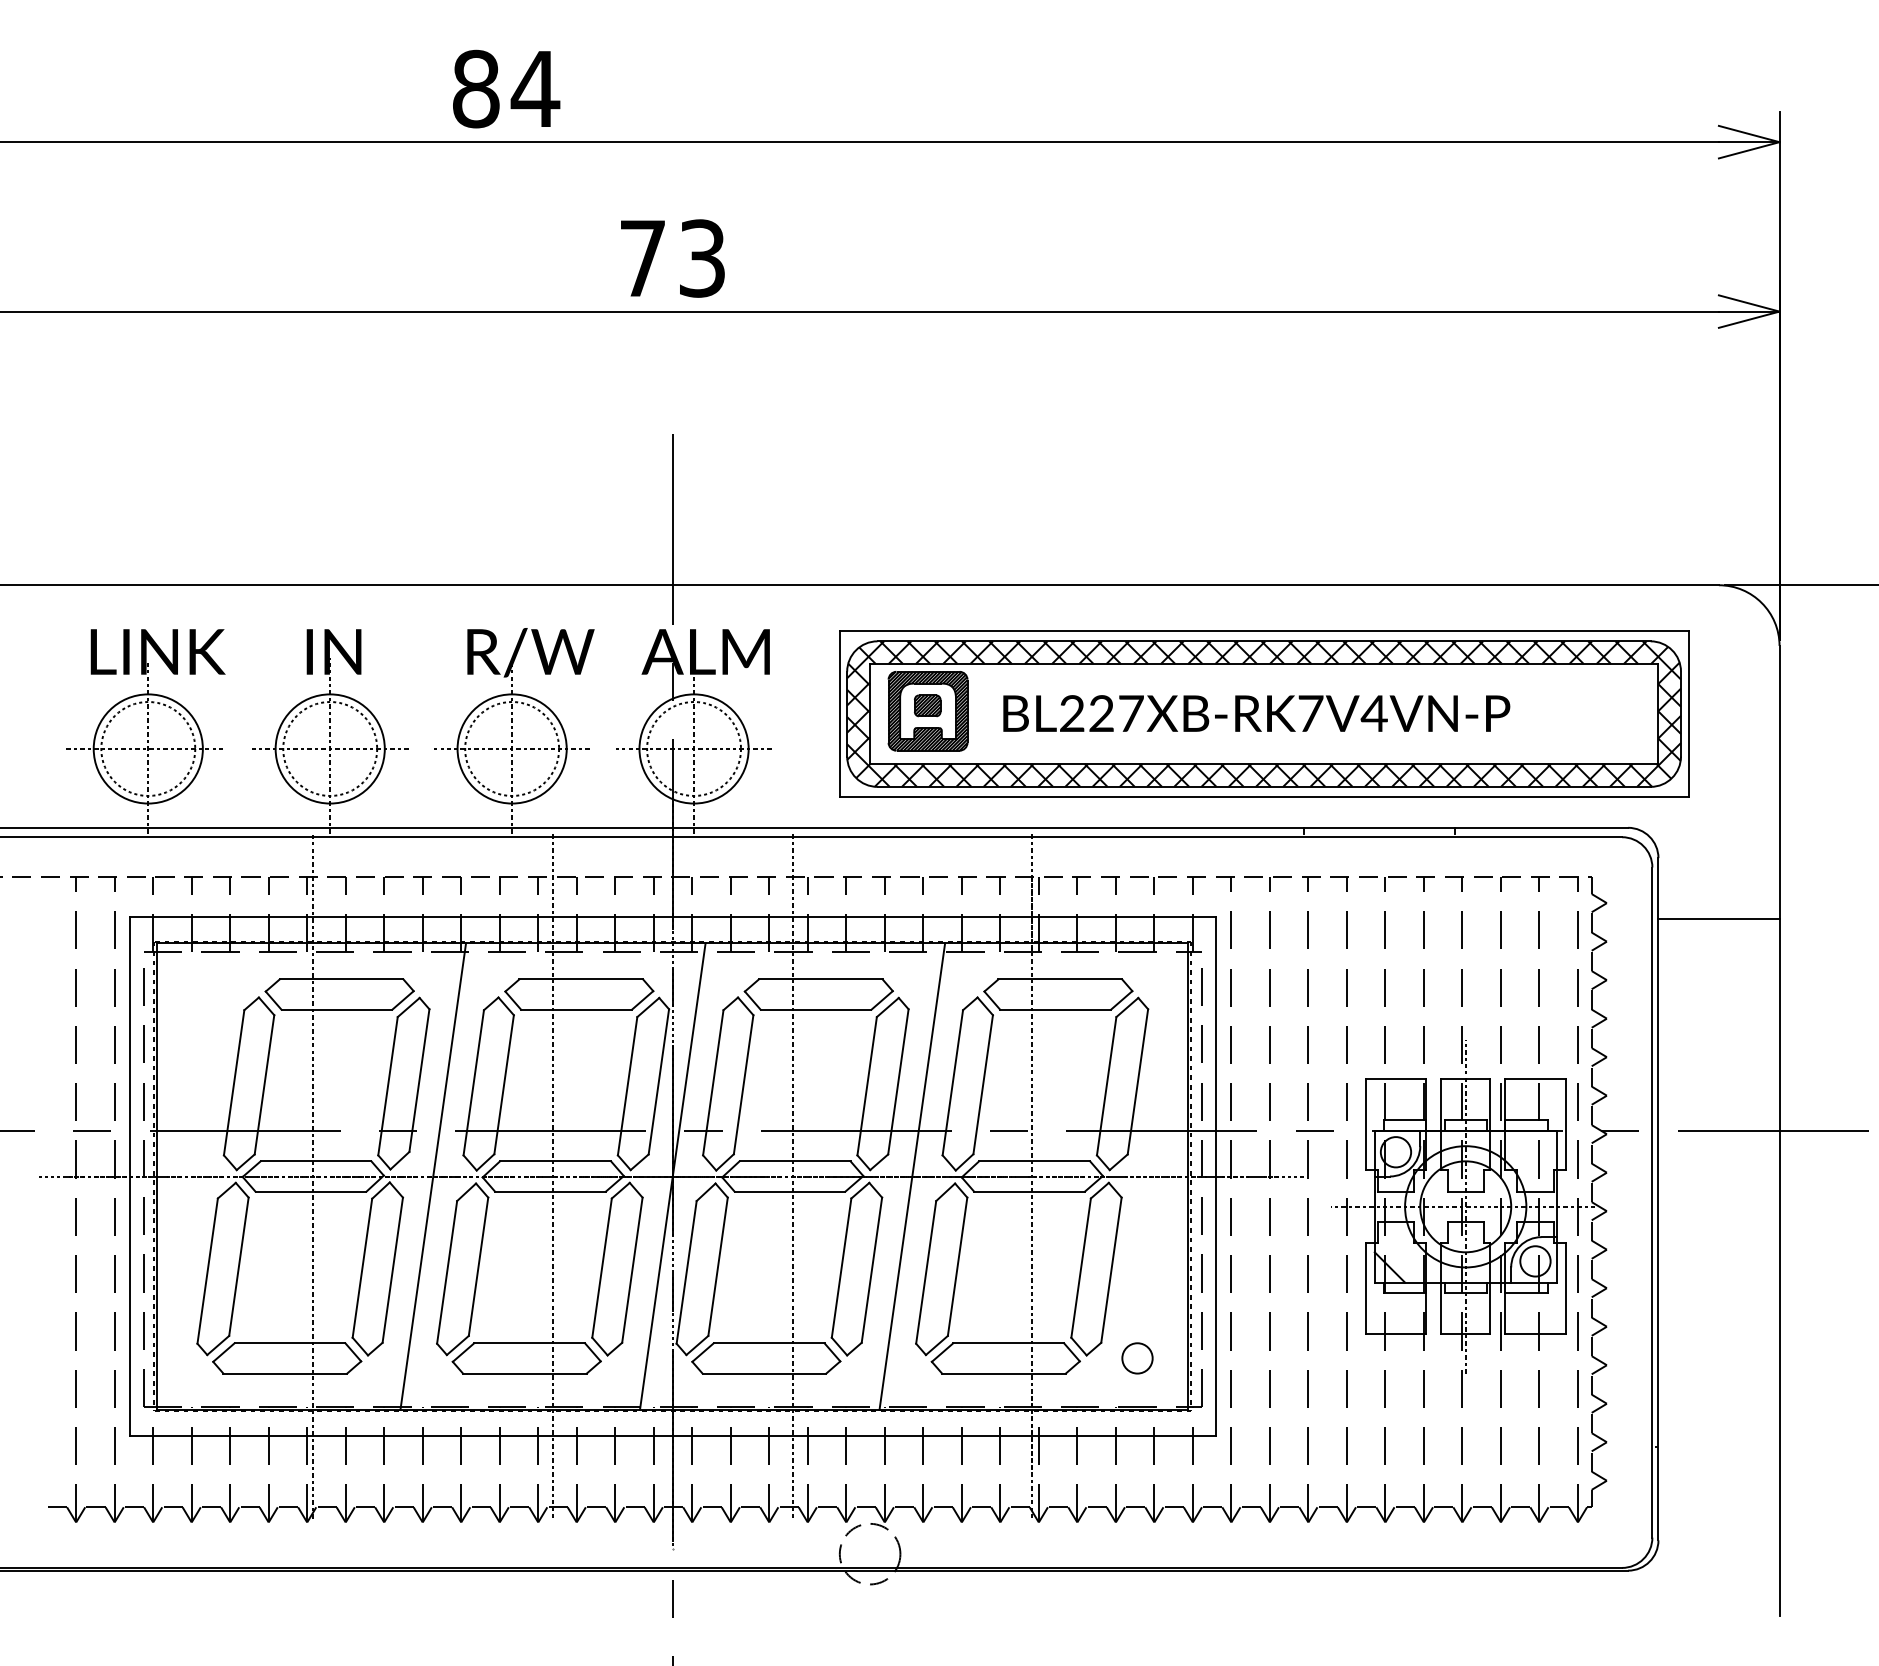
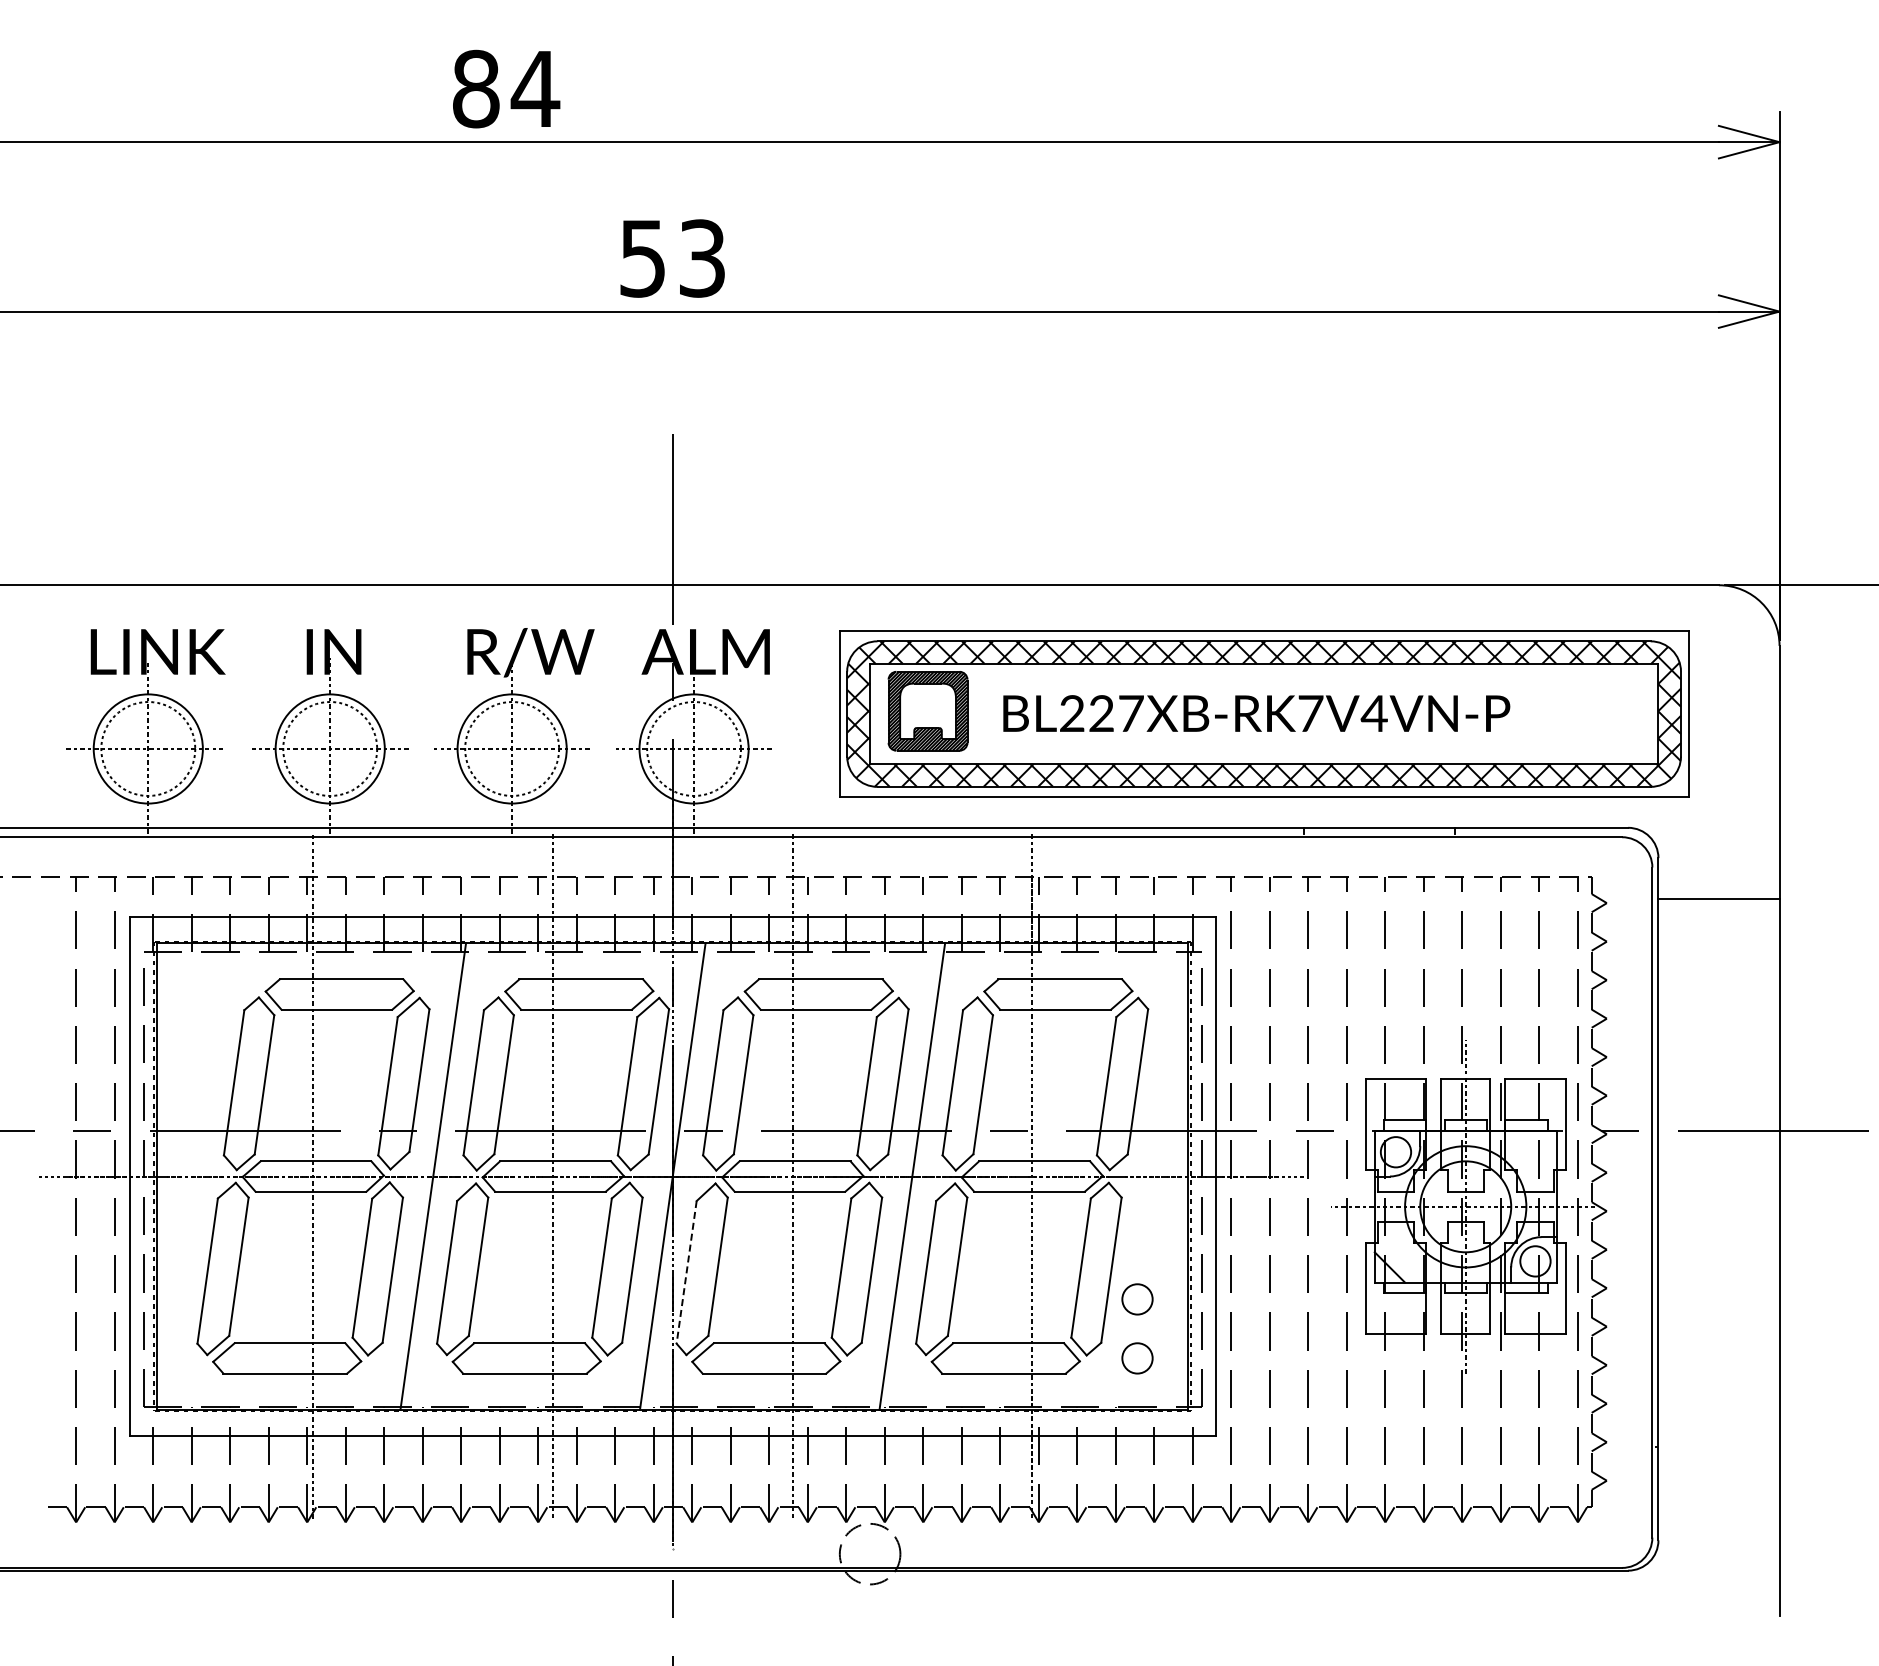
text: 73 -> 53 (642, 258)
part: present -> none (927, 705)
line position: (1718, 918) -> (1718, 898) (1718, 898)
line: solid -> dashed (686, 1272)
circle: none -> present (1137, 1299)
